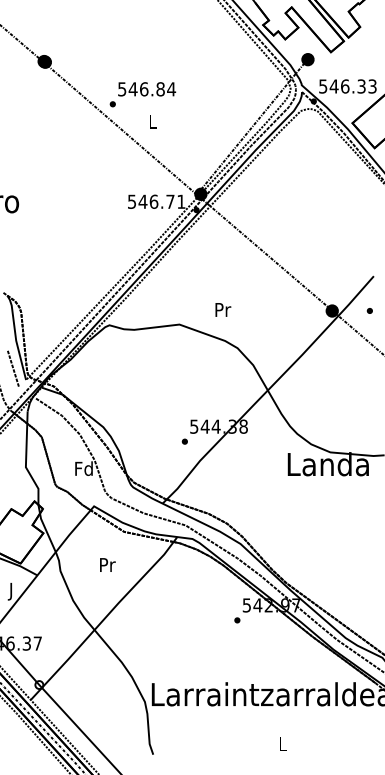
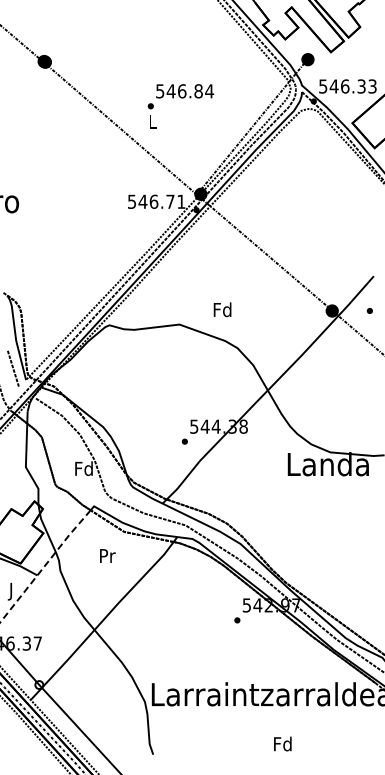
text position: (142, 94) -> (180, 96) (180, 96)
text: Pr -> Fd (222, 309)
text position: (107, 564) -> (107, 555) (107, 555)
line: solid -> dashed (45, 565)
text: L -> Fd (282, 743)
